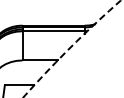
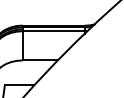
arc: dashed -> solid (70, 47)
